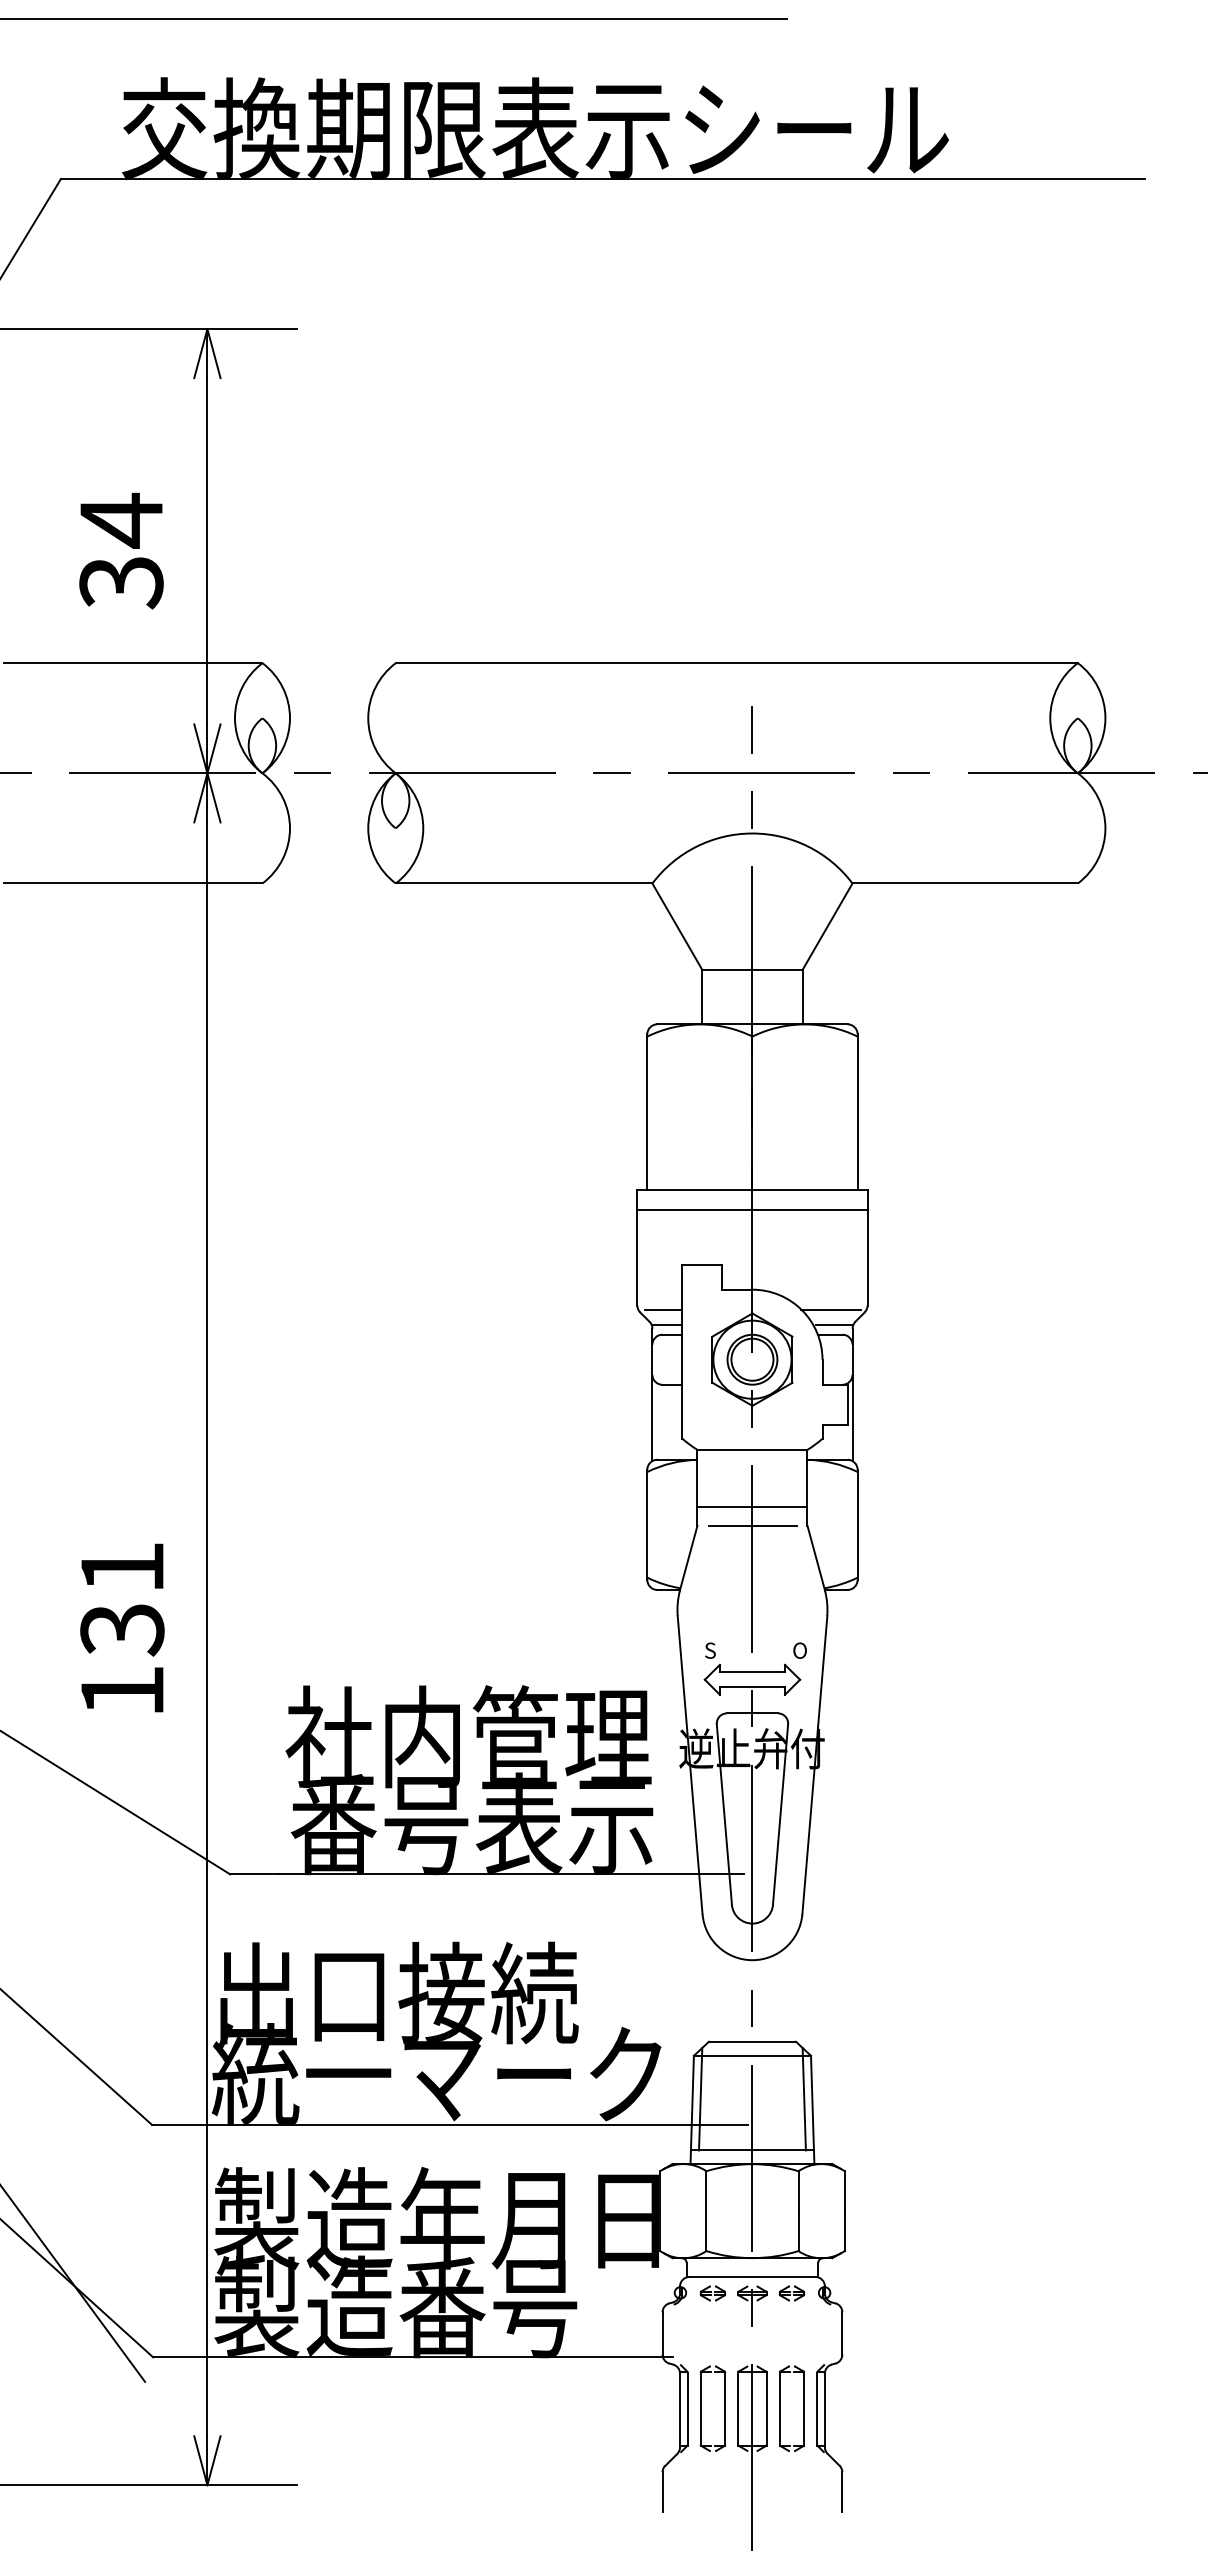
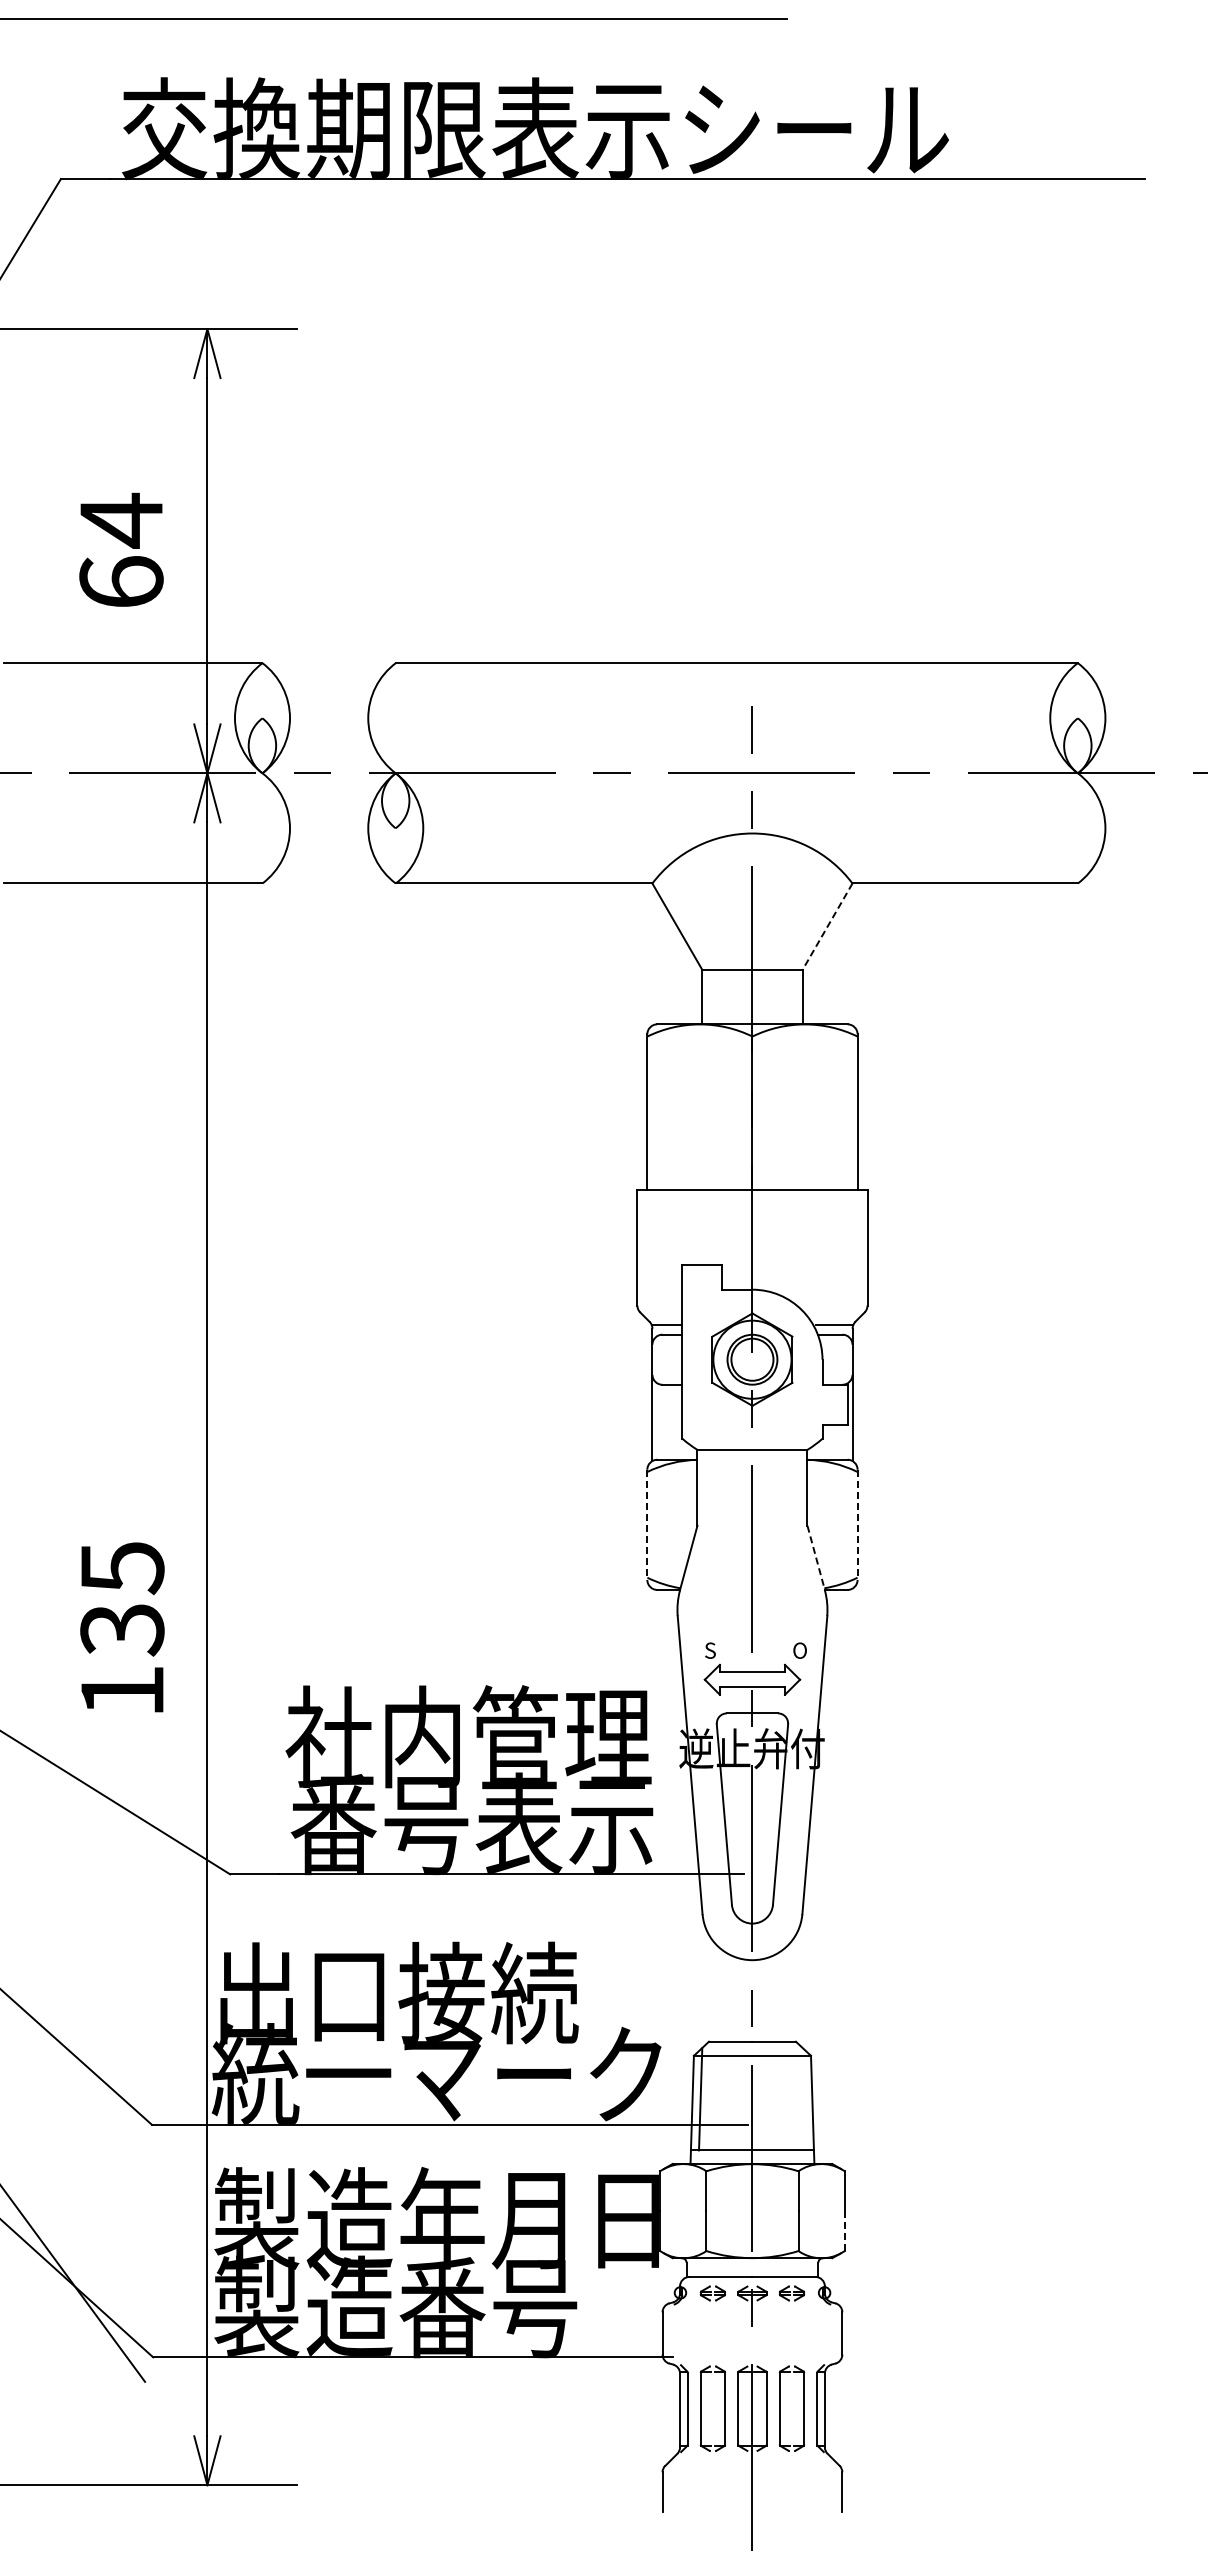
text: 34 -> 64 (121, 582)
line: solid -> dashed (827, 927)
line: present -> none (752, 1209)
line: present -> none (663, 1309)
line: present -> none (831, 1309)
line: present -> none (752, 1506)
line: solid -> dashed (647, 1525)
line: present -> none (752, 1525)
line: solid -> dashed (857, 1525)
line: solid -> dashed (816, 1558)
text: 131 -> 135 (122, 1568)
line: present -> none (803, 2099)
line: solid -> dashed (844, 2231)
